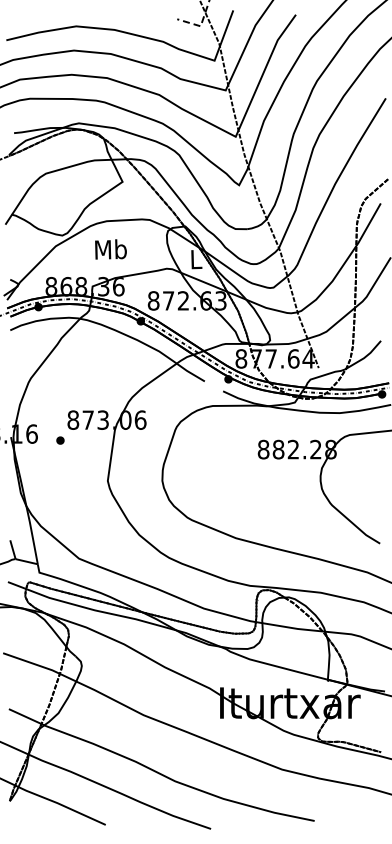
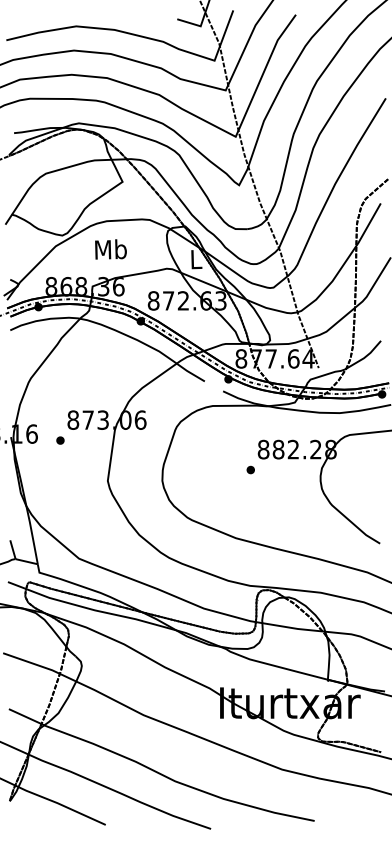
line: dashed -> solid (201, 25)
part: none -> present (250, 469)
